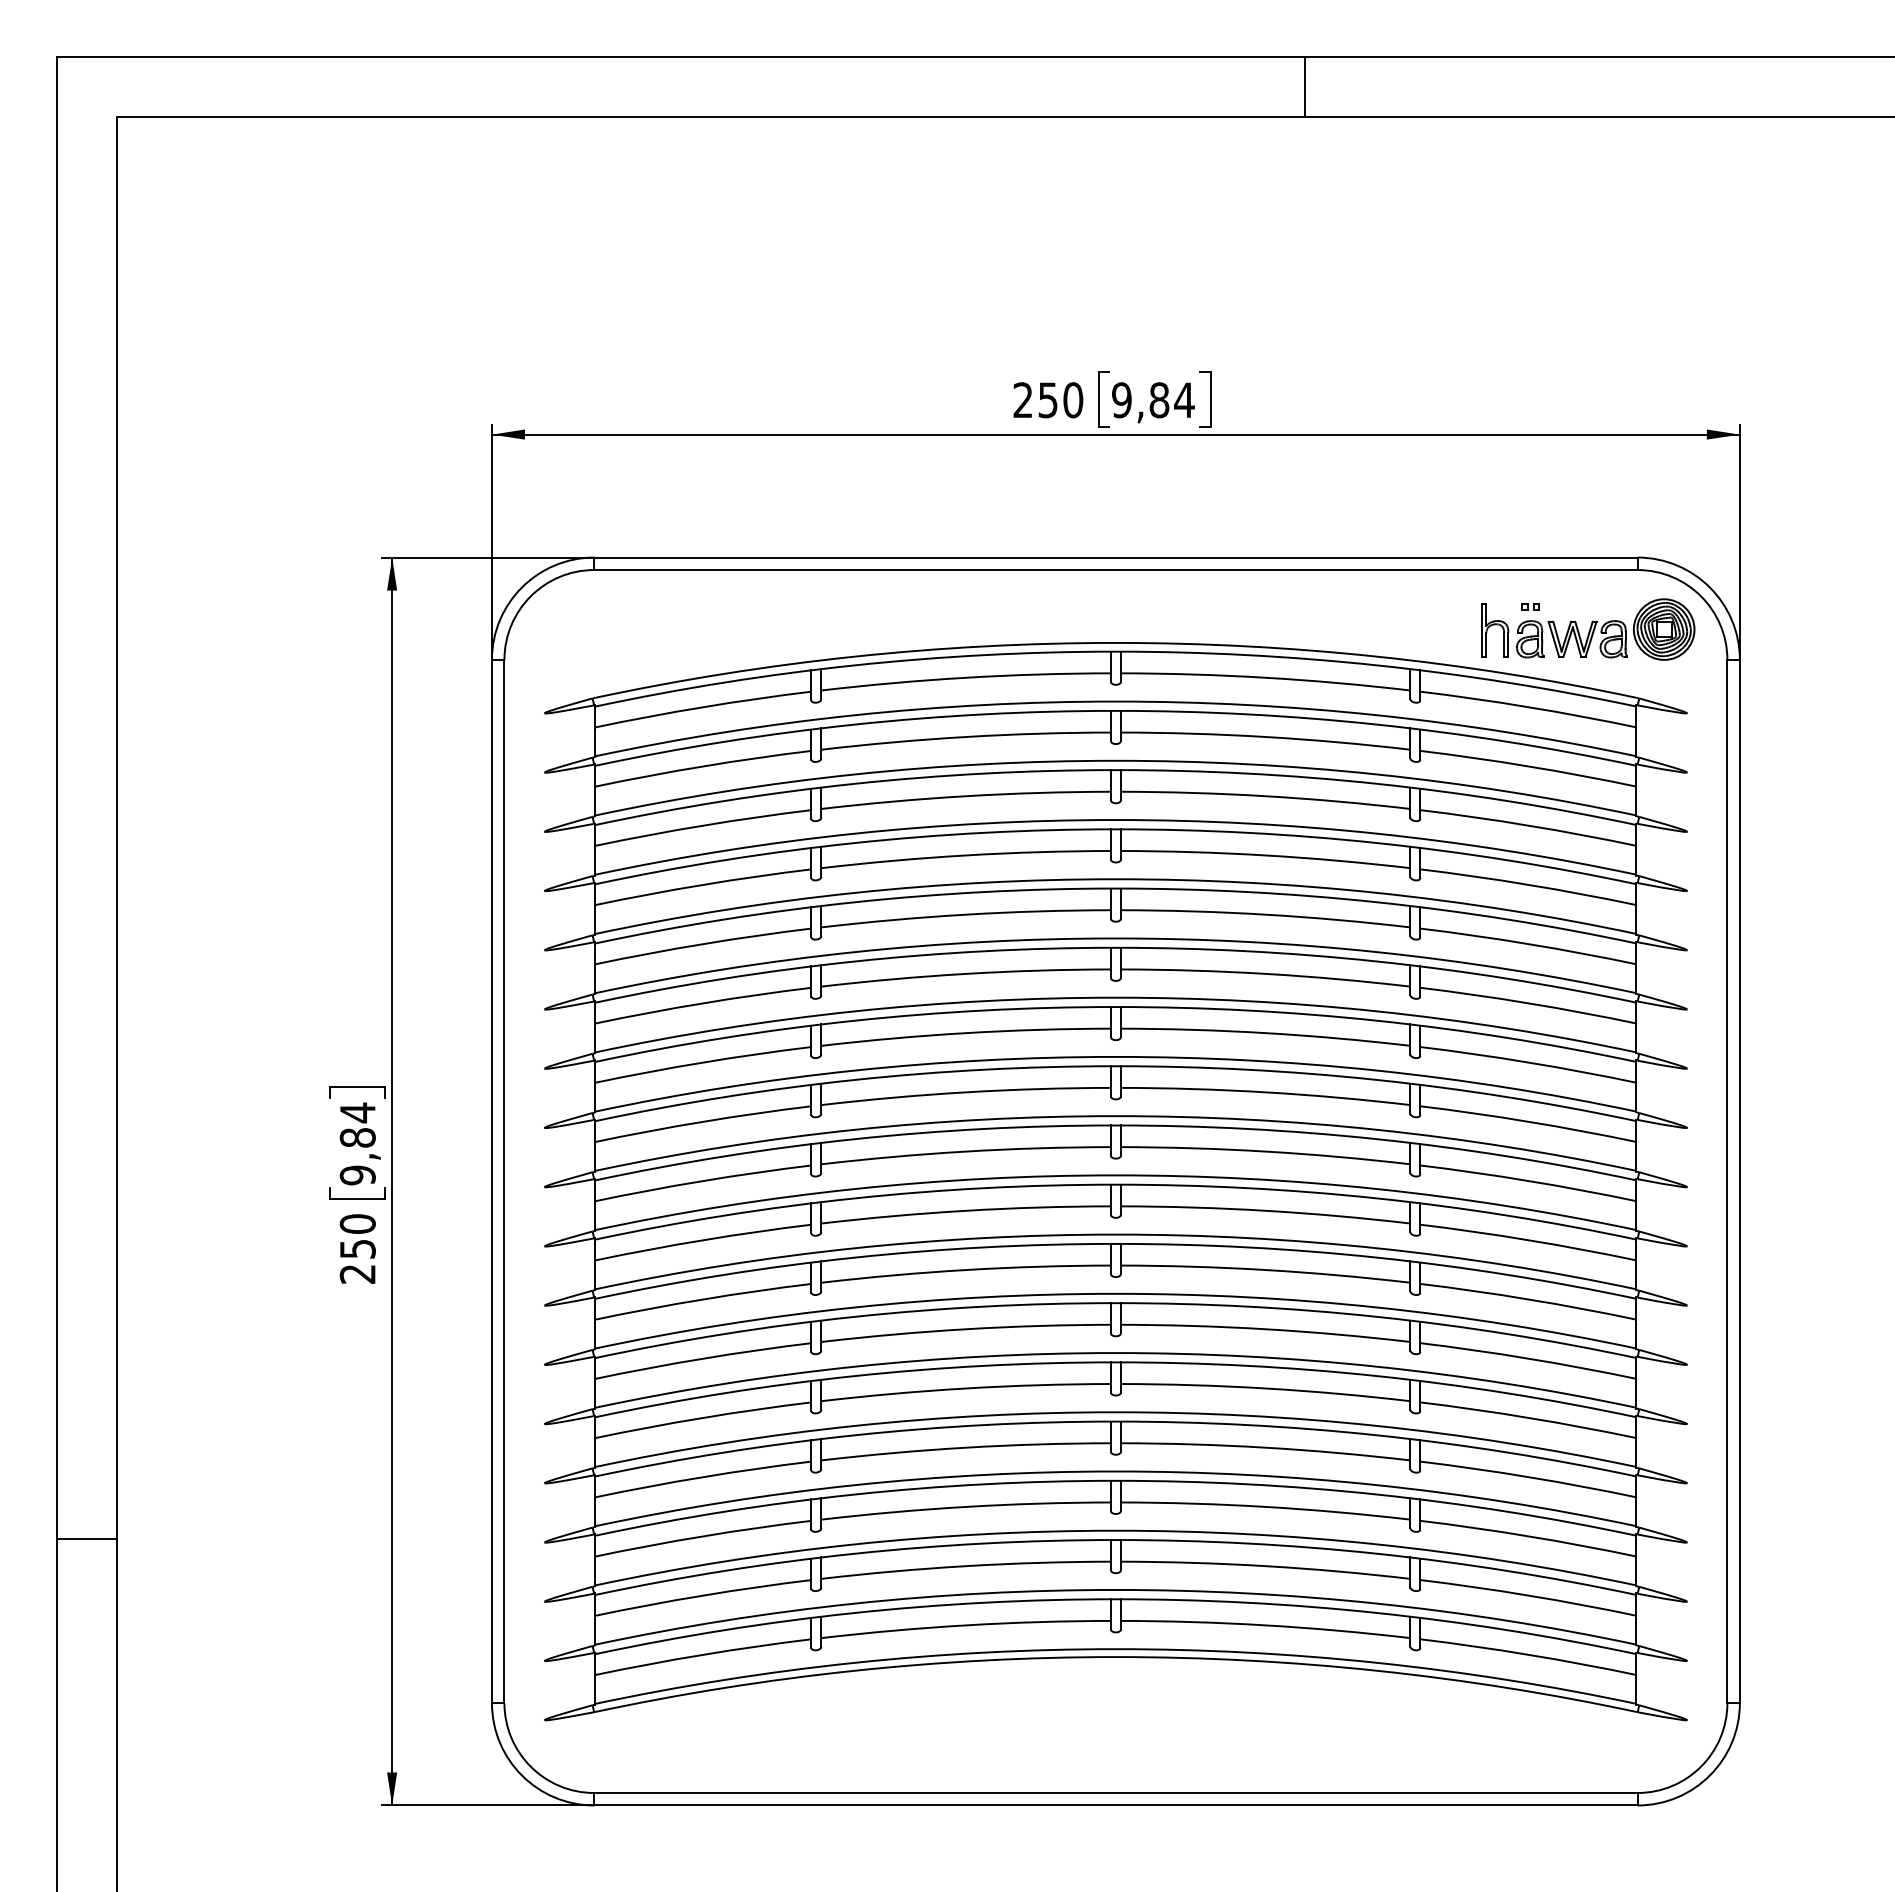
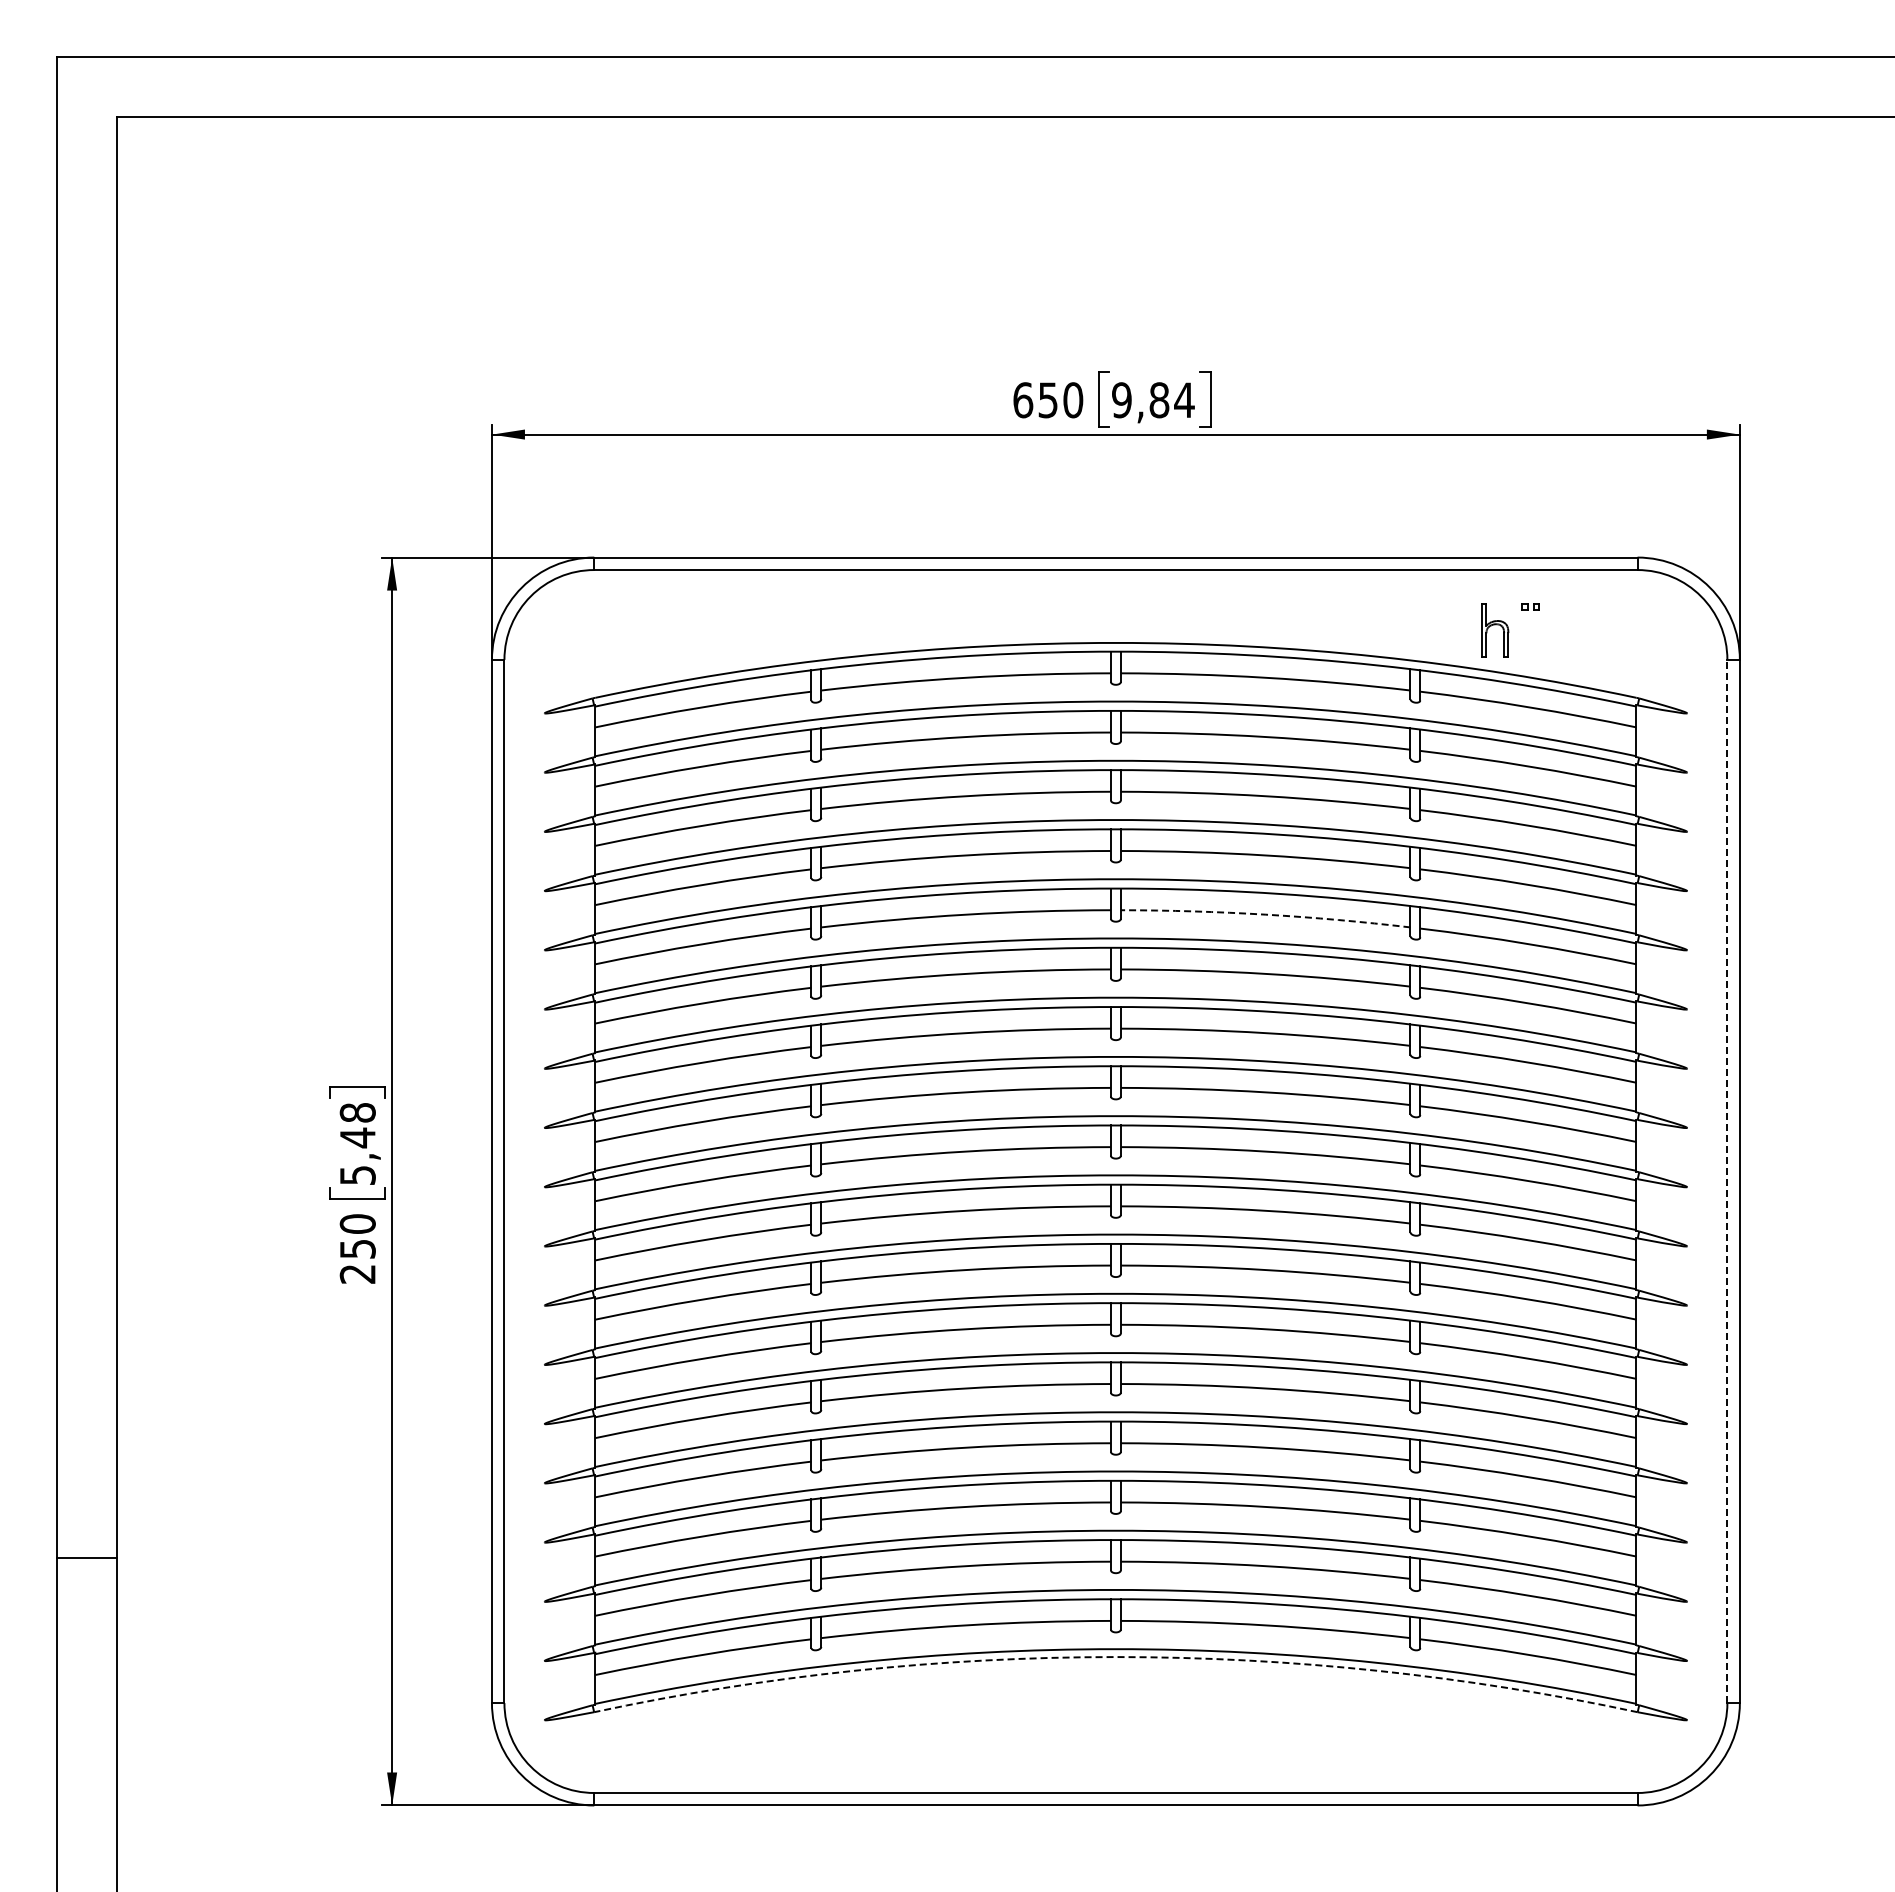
line: present -> none (1304, 86)
text: 250 -> 650 (1023, 400)
part: present -> none (1605, 629)
arc: solid -> dashed (1265, 914)
text: 9,84 -> 5,48 (357, 1143)
line: solid -> dashed (1727, 1181)
line position: (86, 1539) -> (86, 1558) (86, 1558)
arc: solid -> dashed (1115, 1657)
